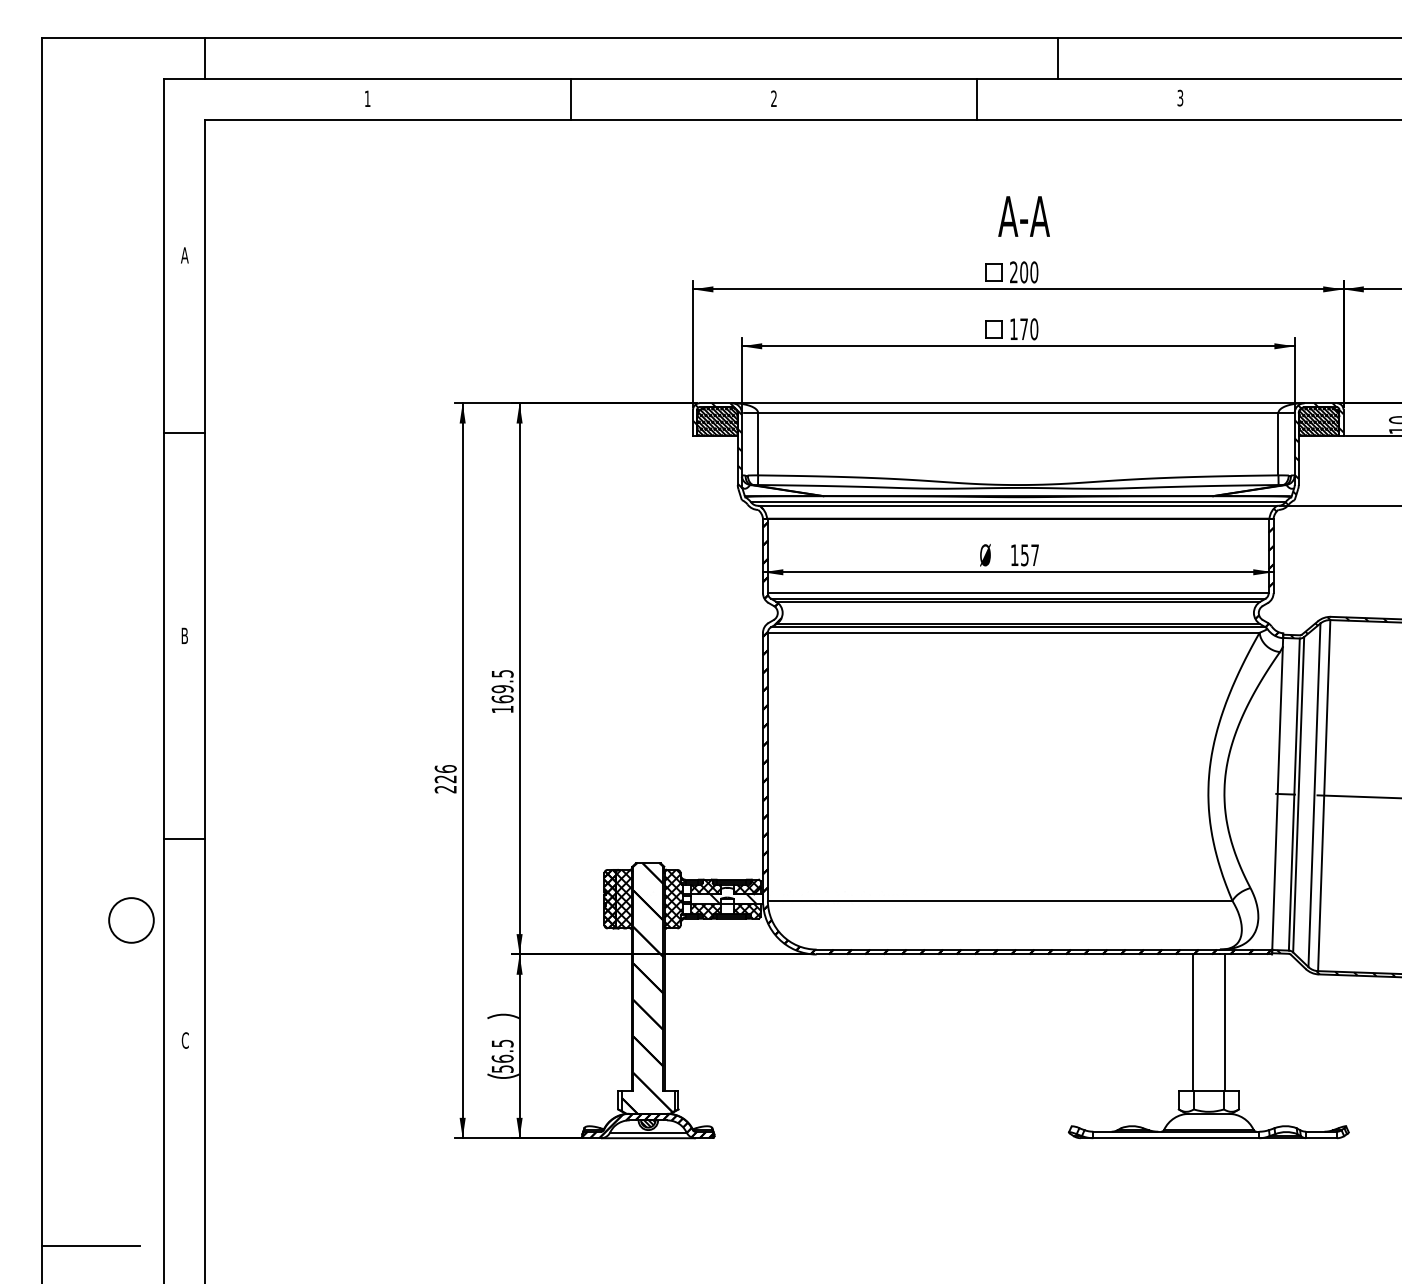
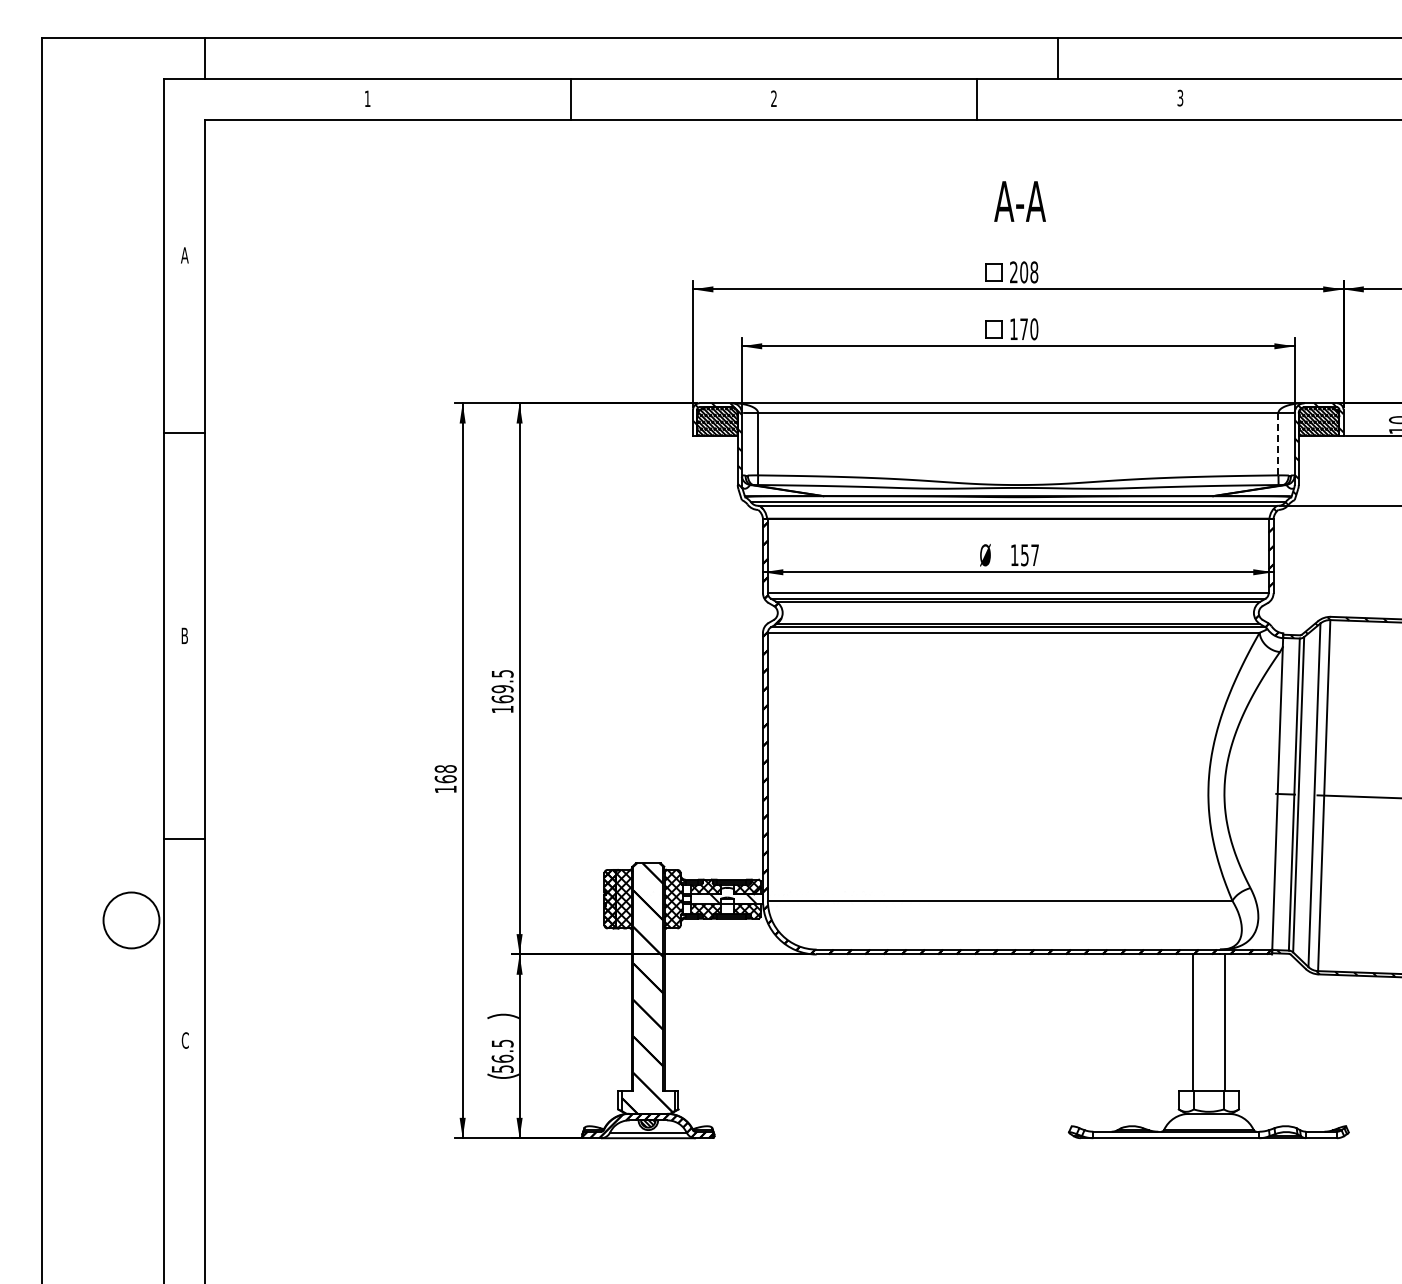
text position: (1023, 216) -> (1019, 201) (1019, 201)
text: 200 -> 208 (1034, 272)
line: solid -> dashed (1278, 444)
text: 226 -> 168 (445, 779)
circle diameter: 45 px -> 56 px (131, 920)
line: present -> none (90, 1245)
